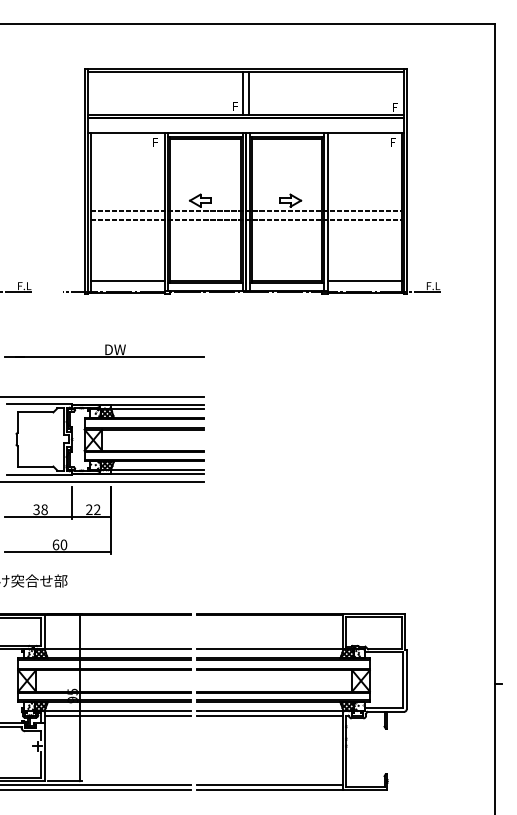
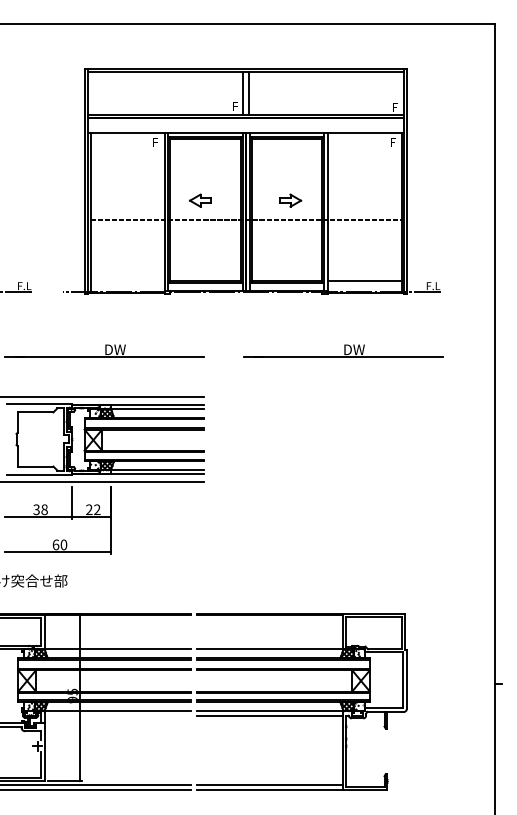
line: present -> none (245, 210)
line: present -> none (127, 281)
part: none -> present (343, 350)
line: present -> none (117, 716)
